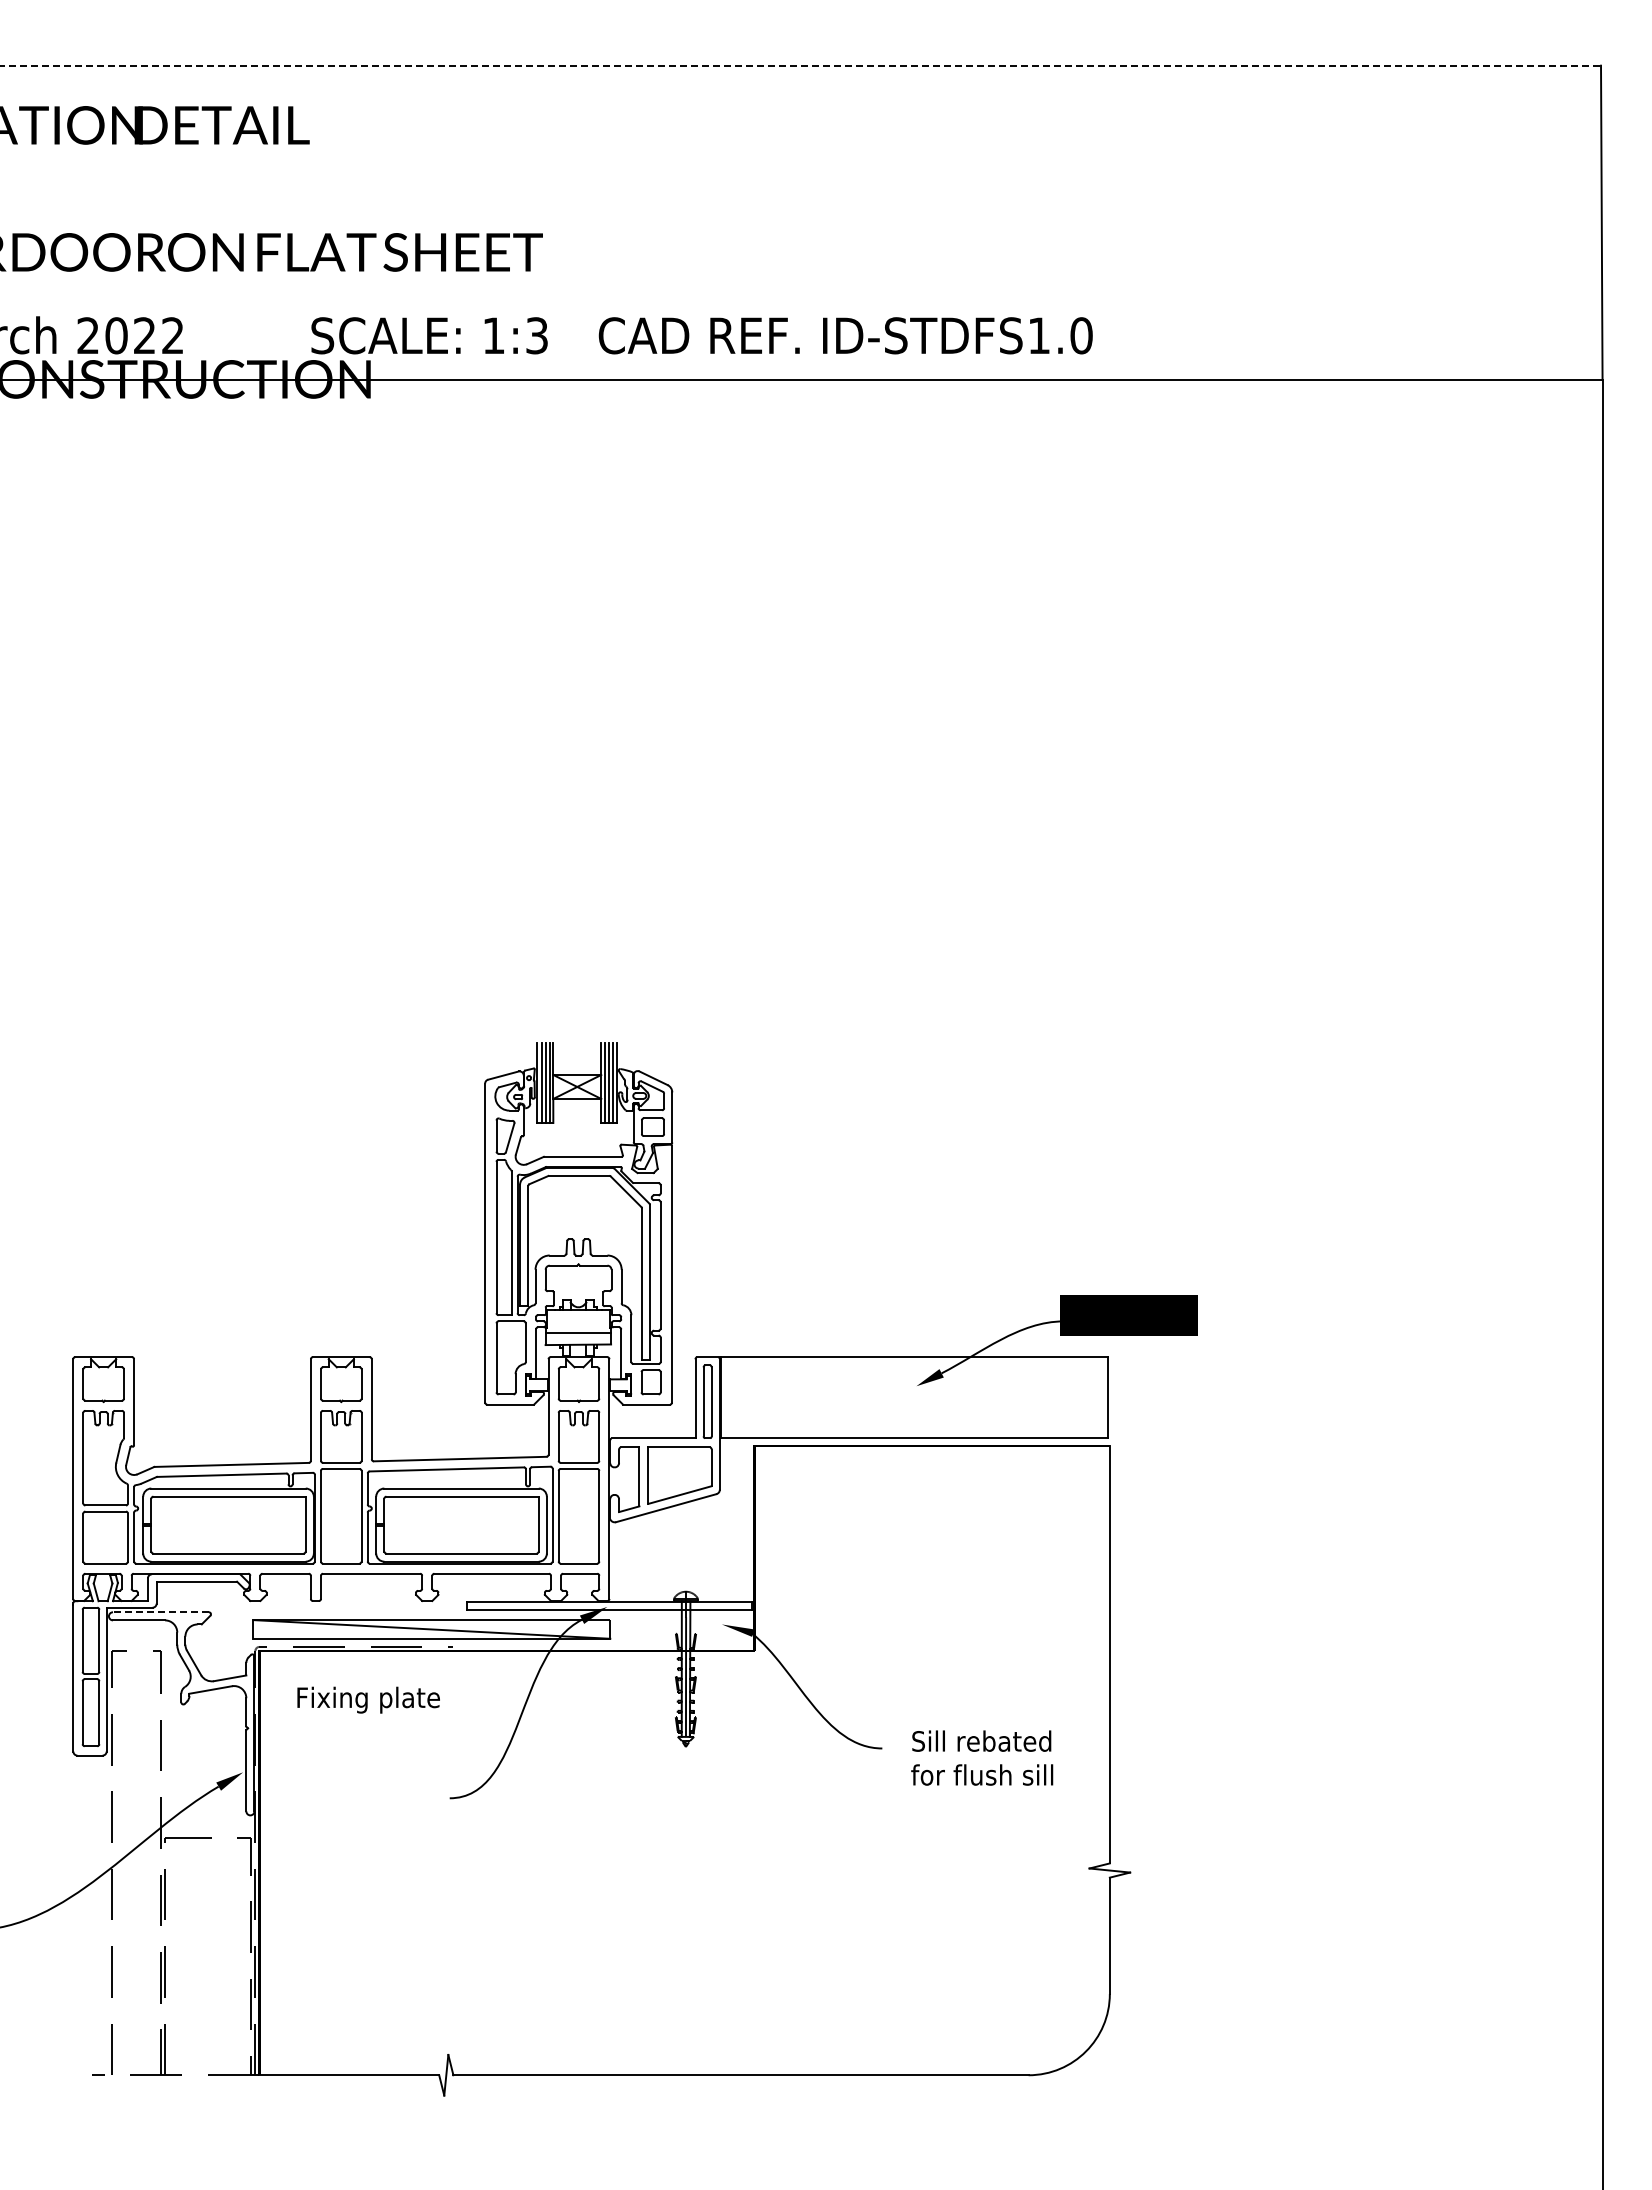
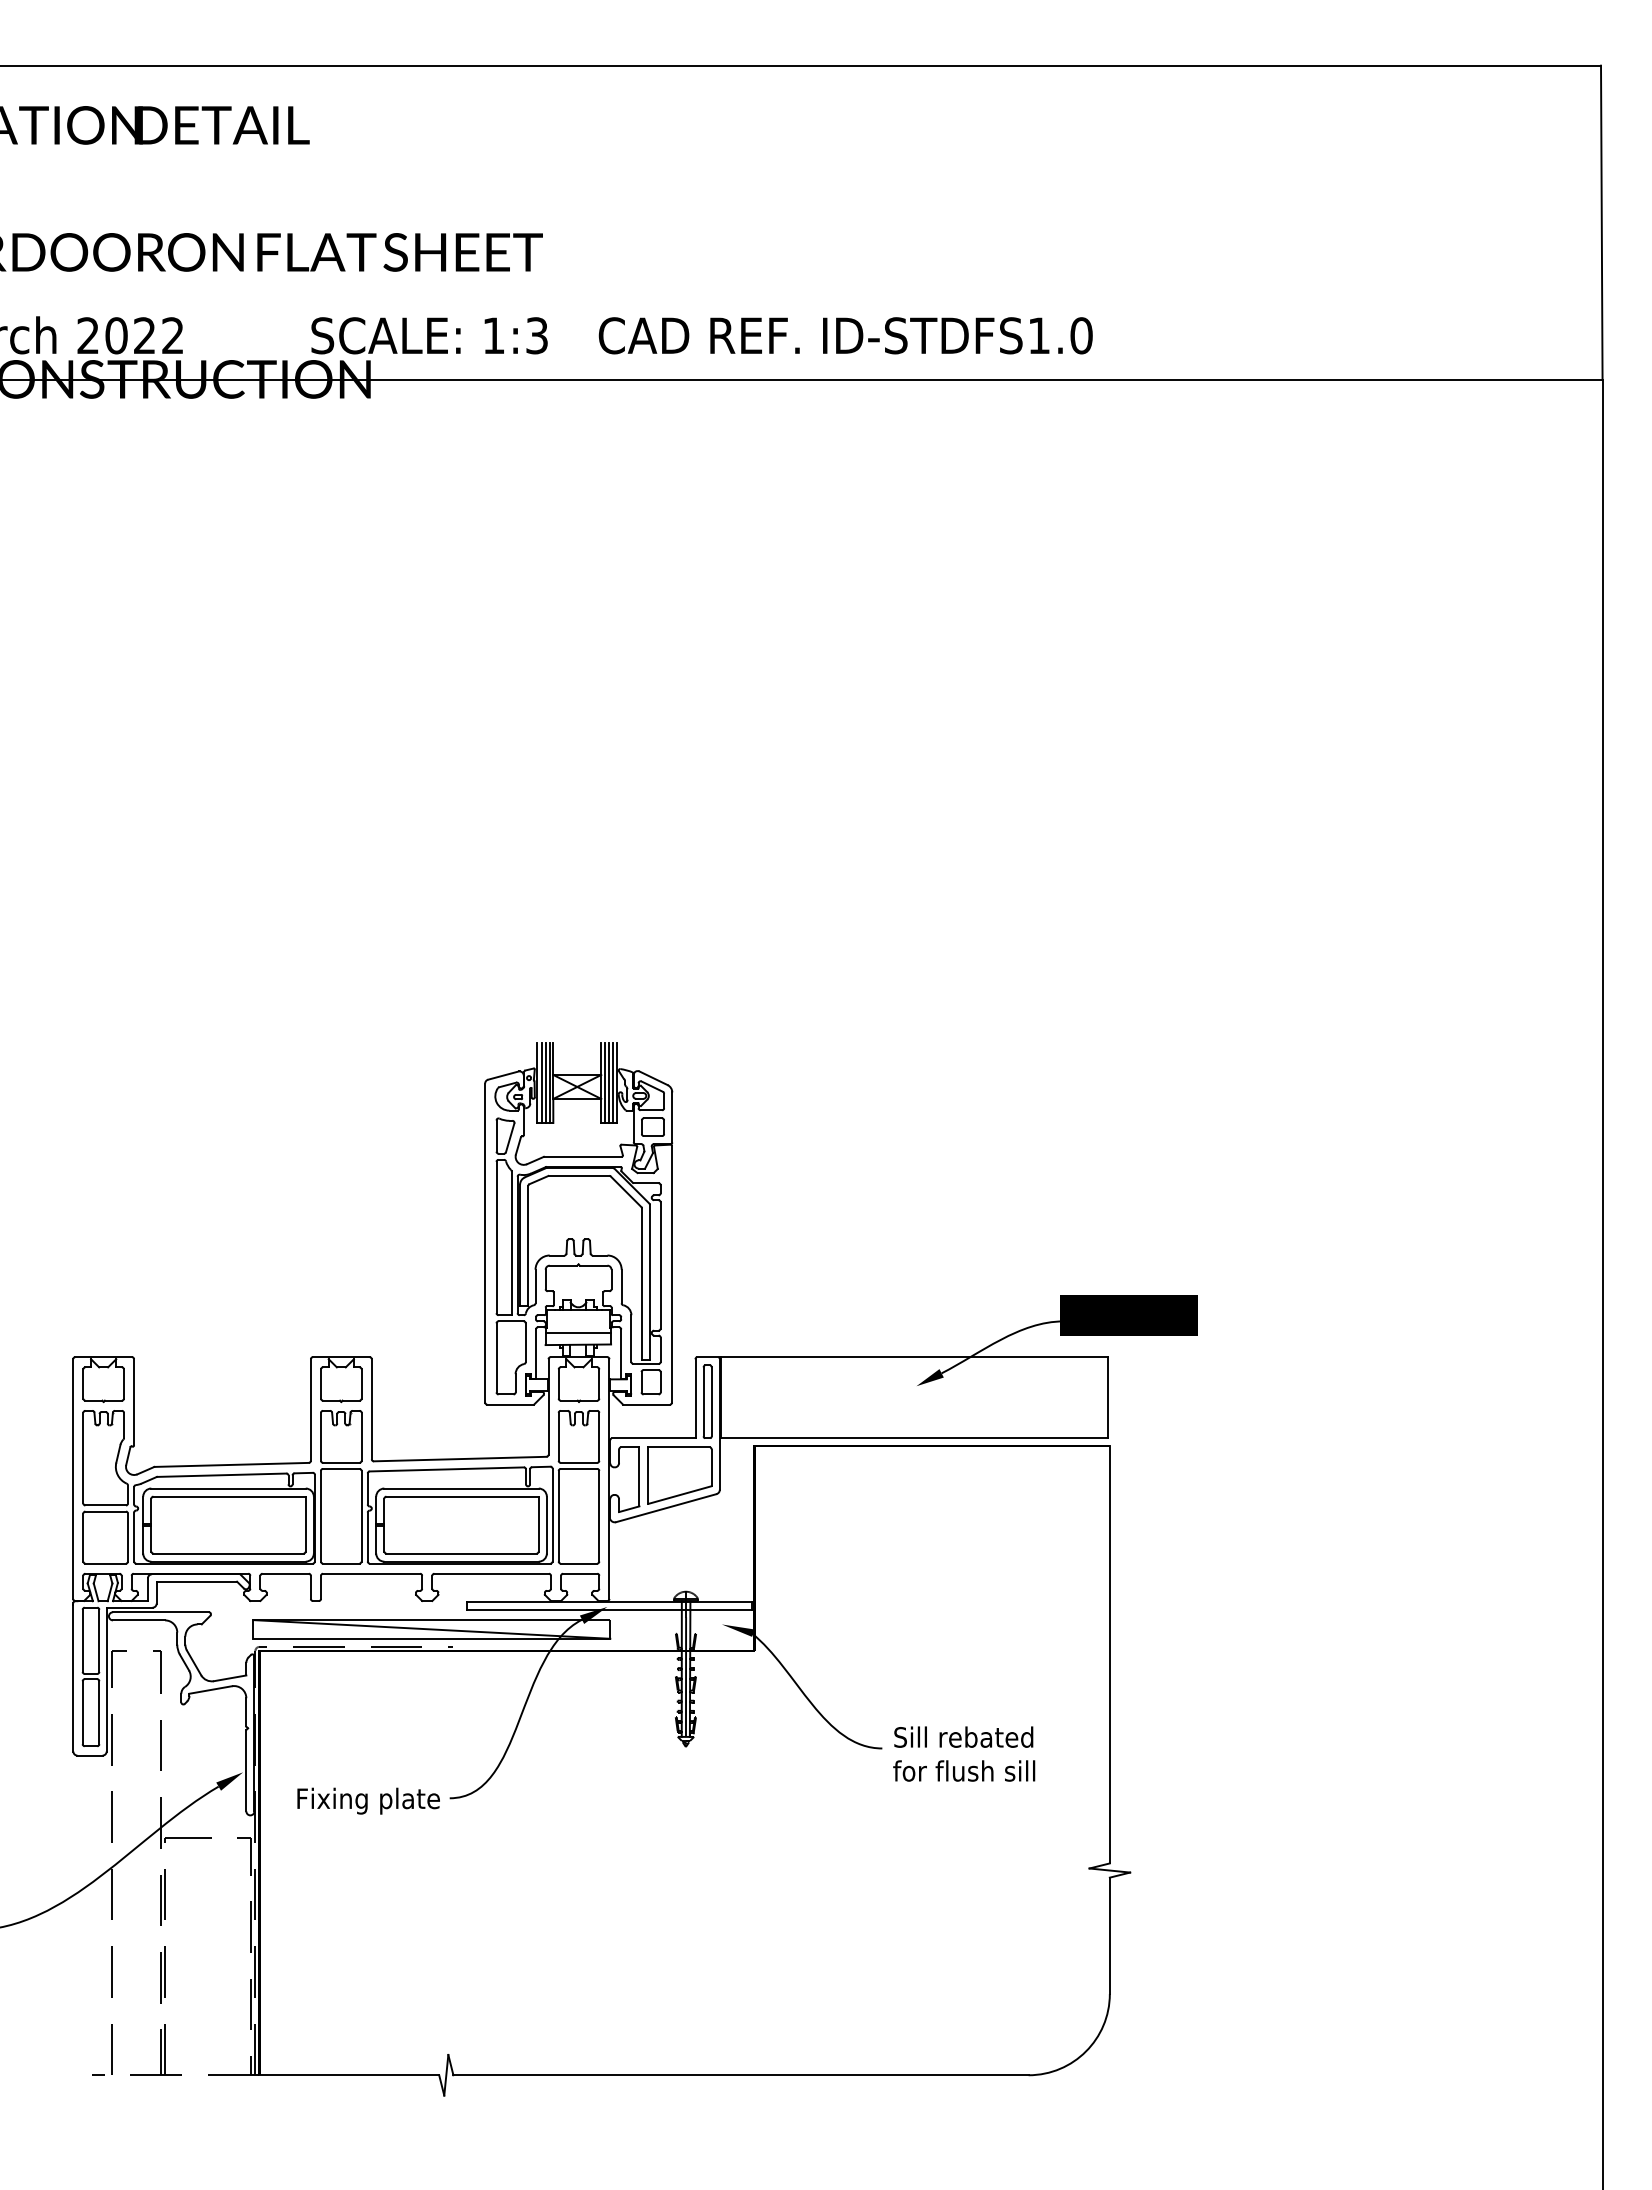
line: dashed -> solid (801, 65)
line: dashed -> solid (160, 1612)
text position: (368, 1699) -> (368, 1800) (368, 1800)
text position: (982, 1757) -> (964, 1753) (964, 1753)
